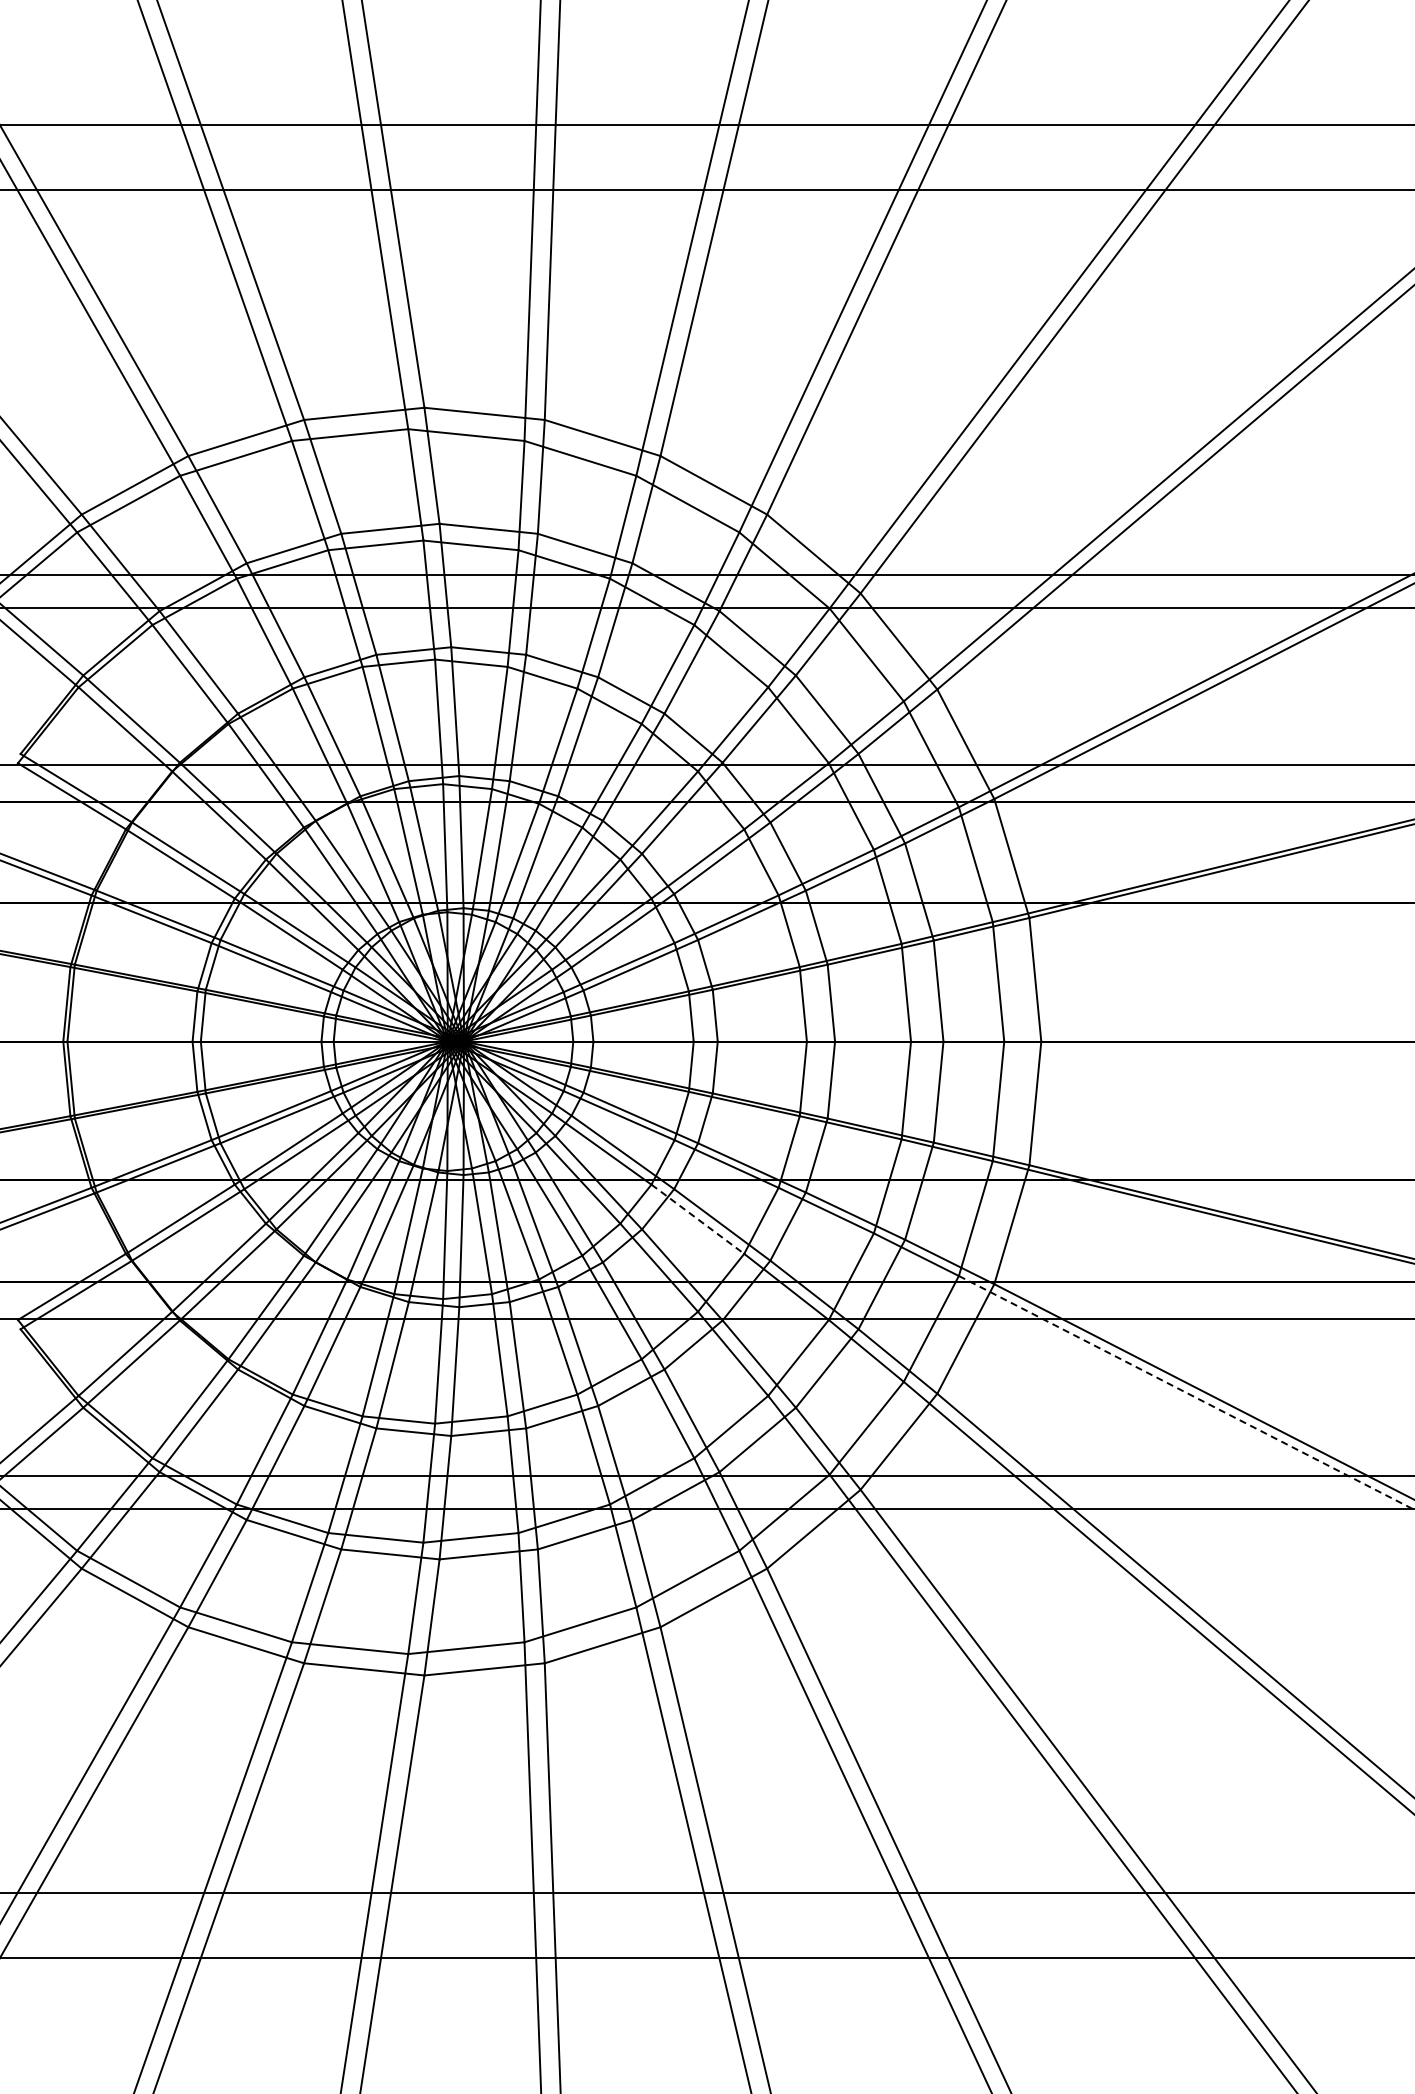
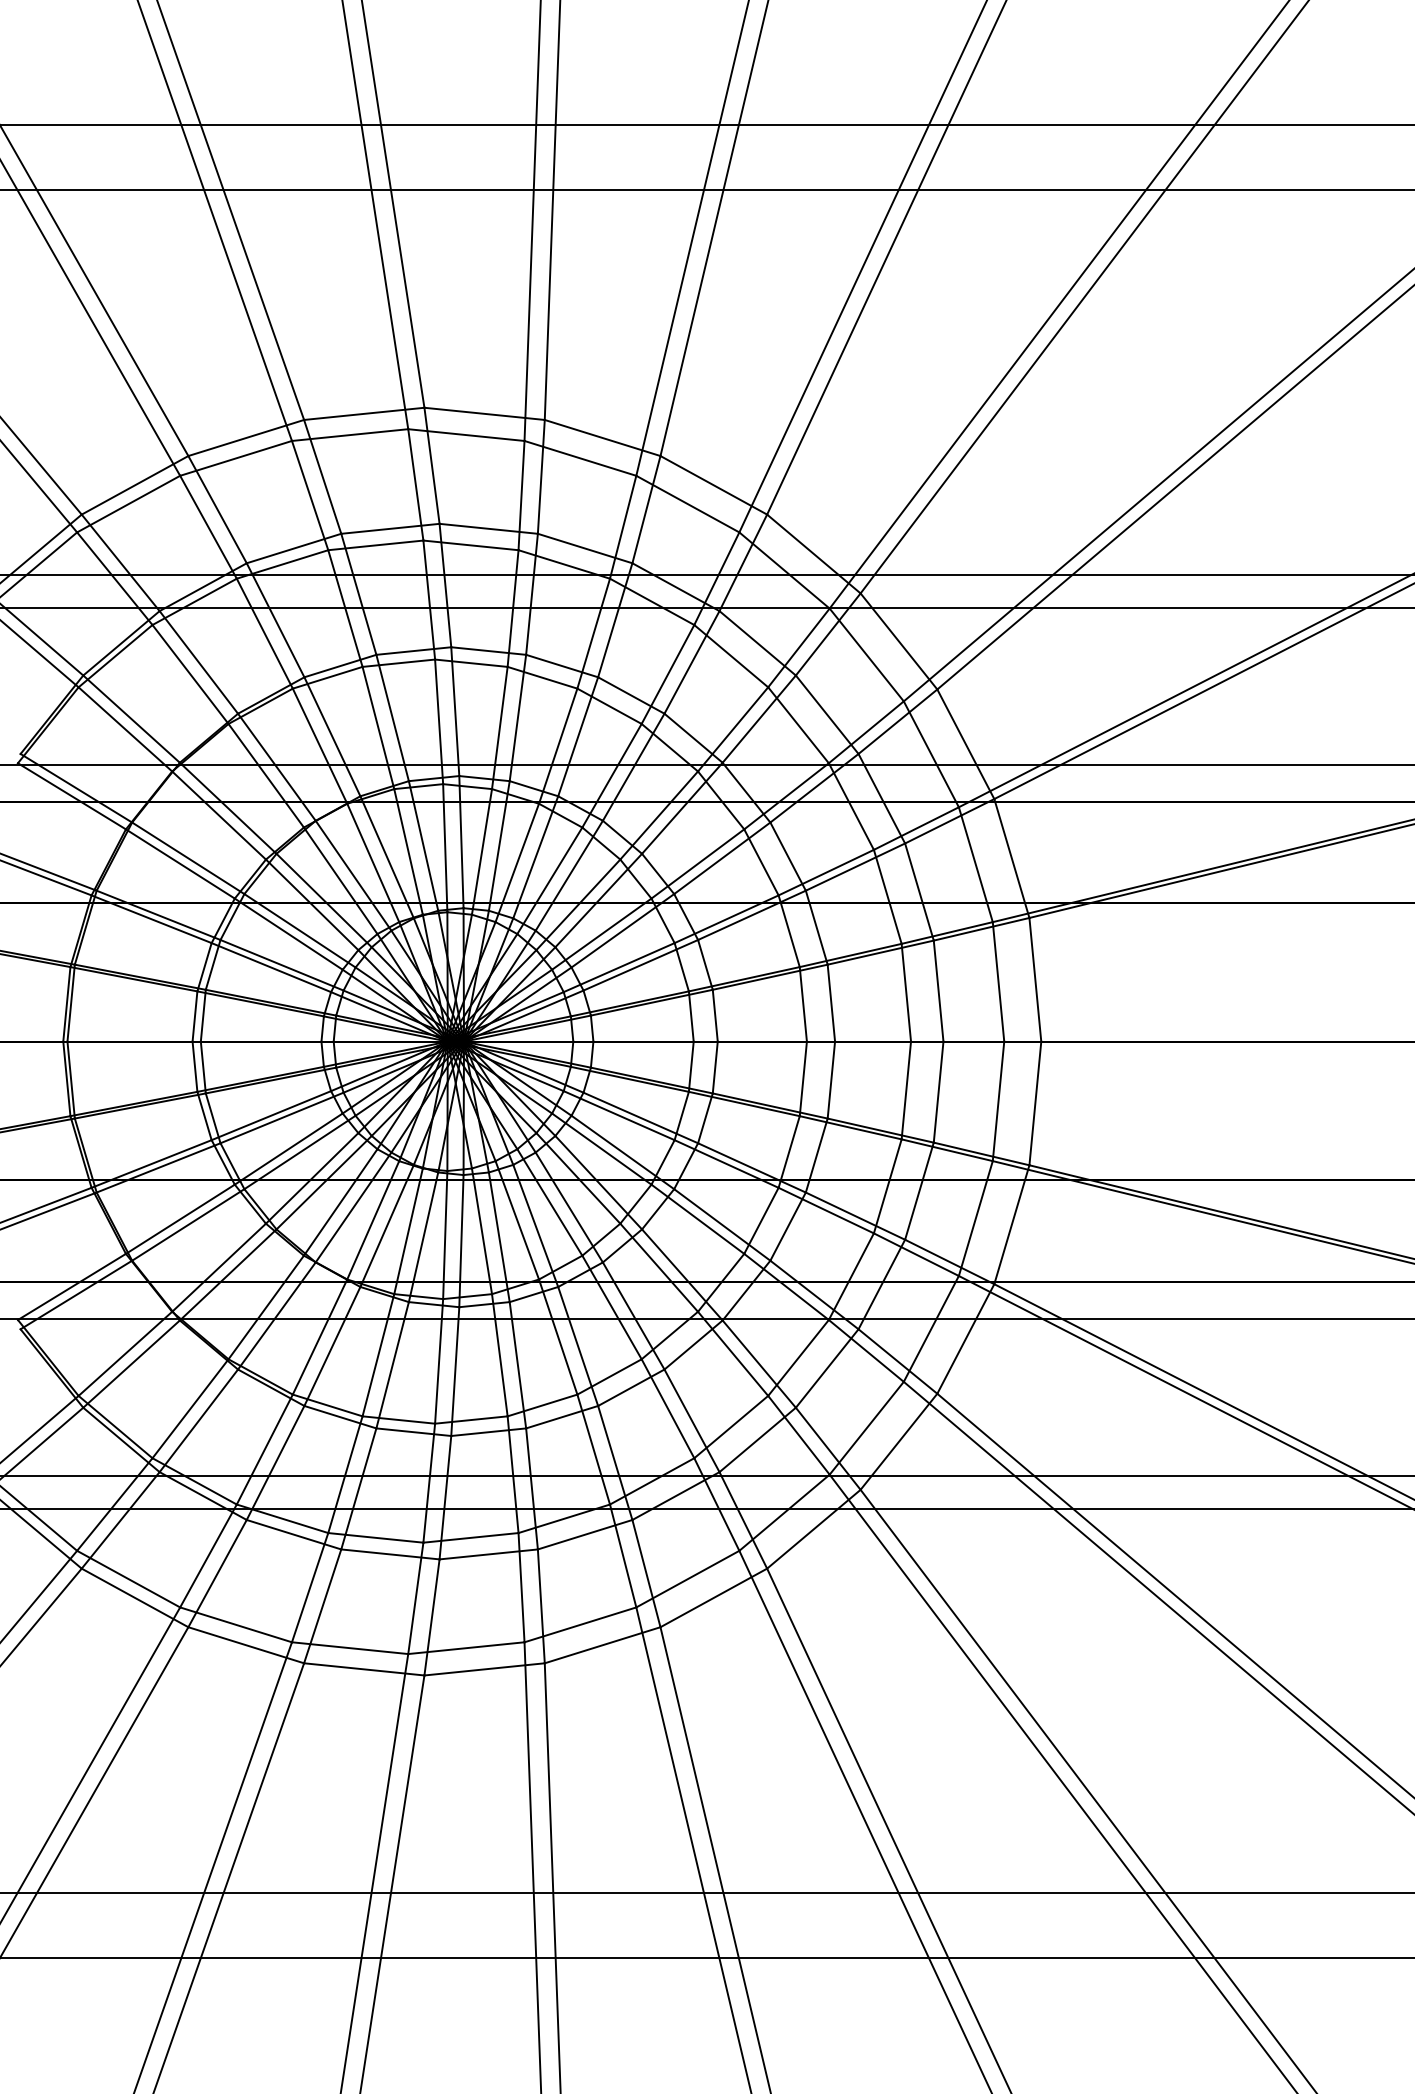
line: dashed -> solid (697, 1219)
line: dashed -> solid (1186, 1392)
